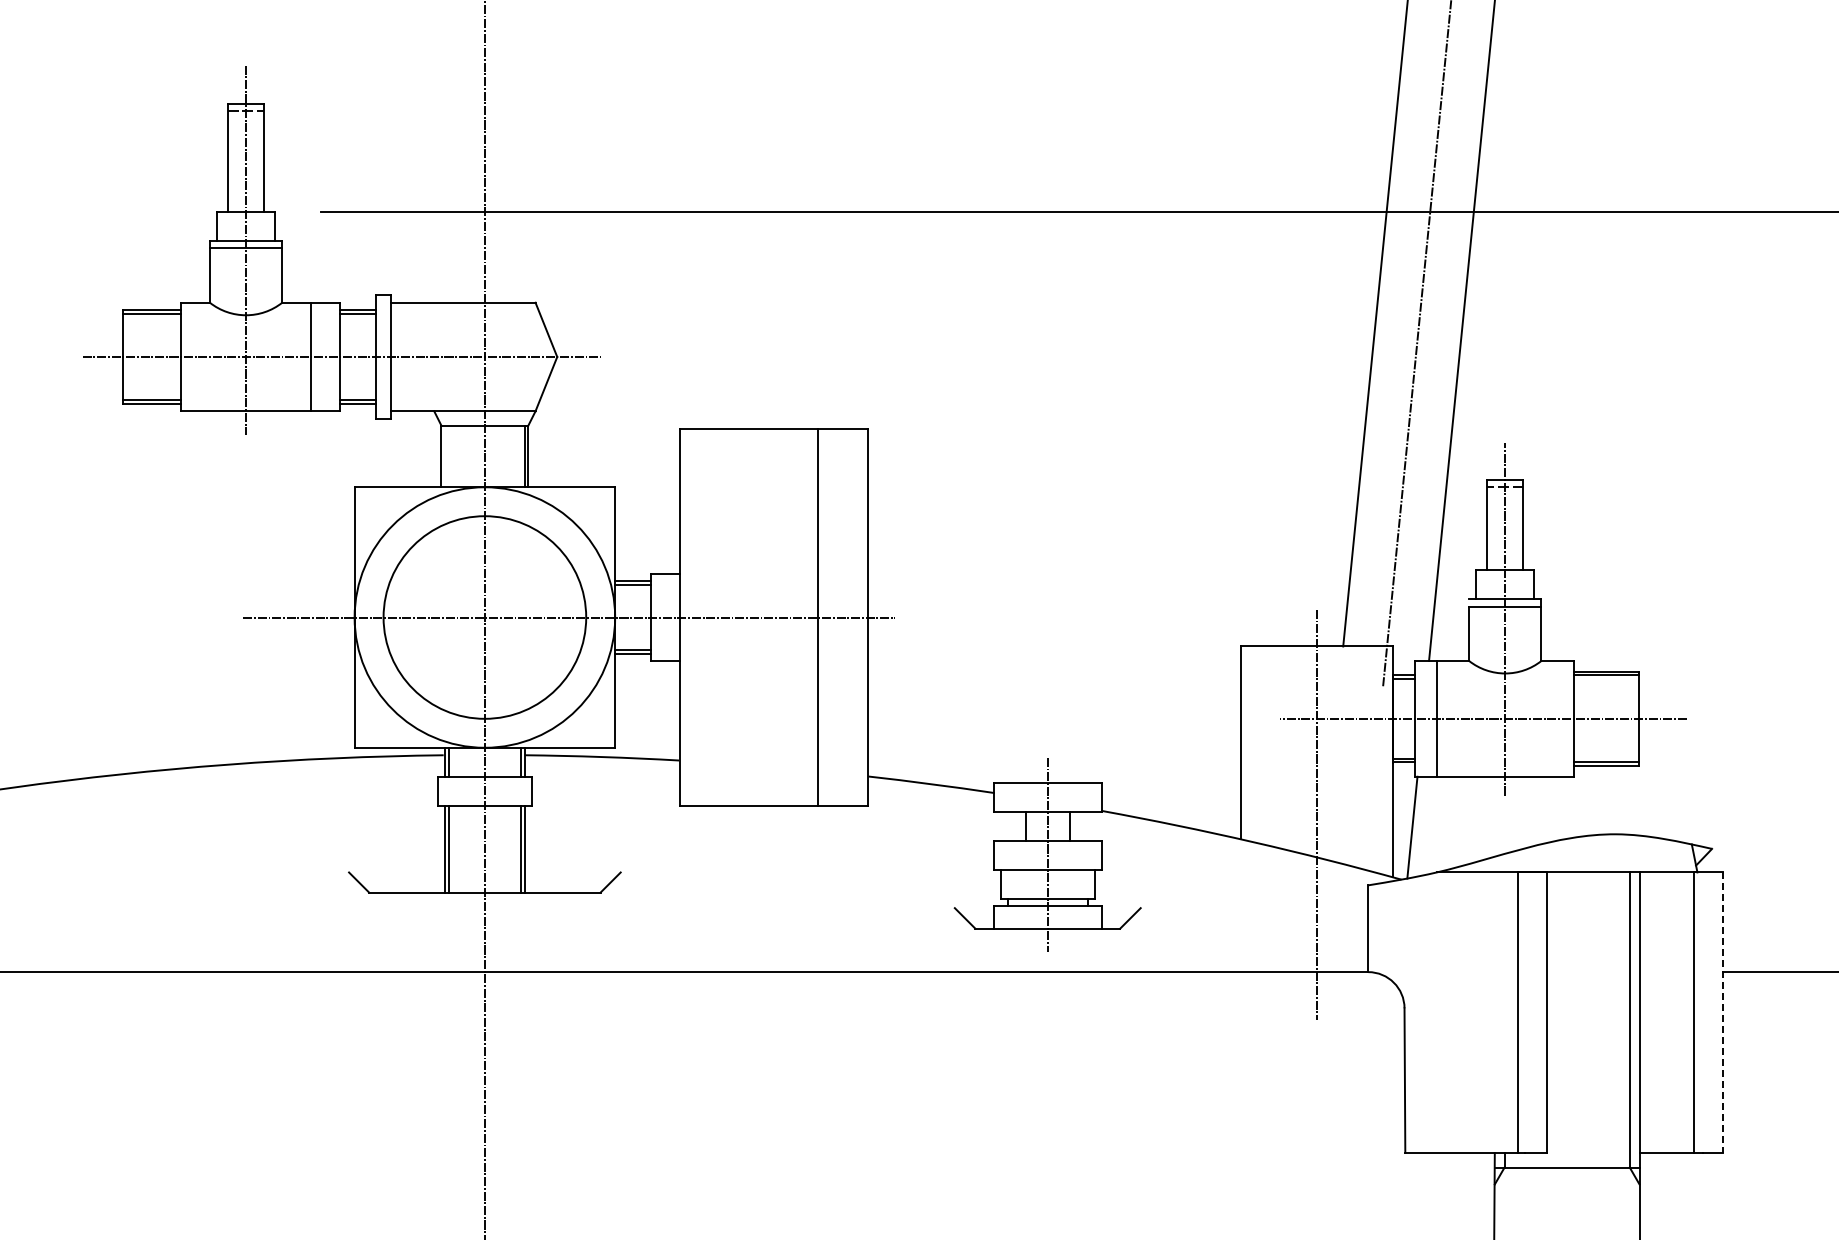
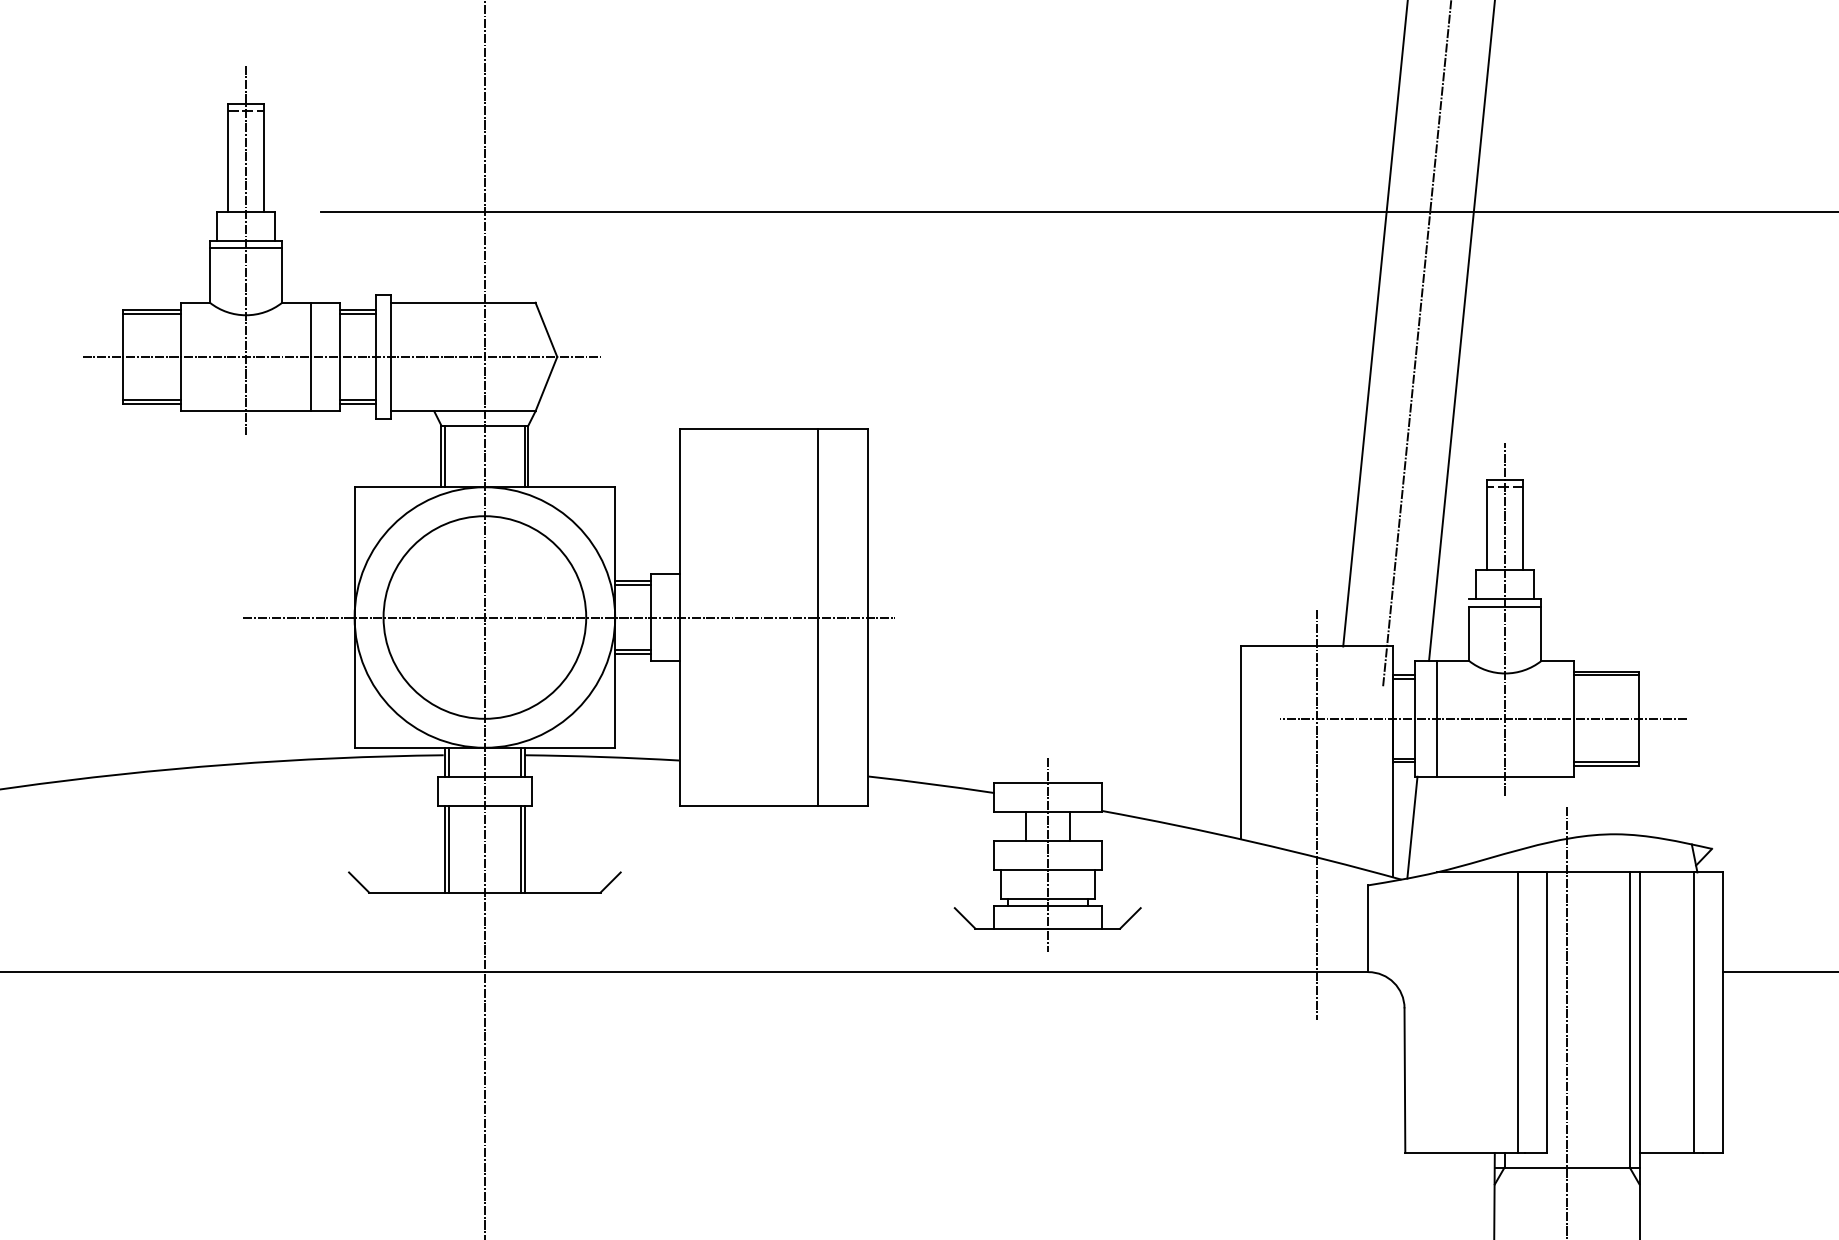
line: none -> present (445, 456)
line: dashed -> solid (1722, 1013)
line: none -> present (1567, 1021)
